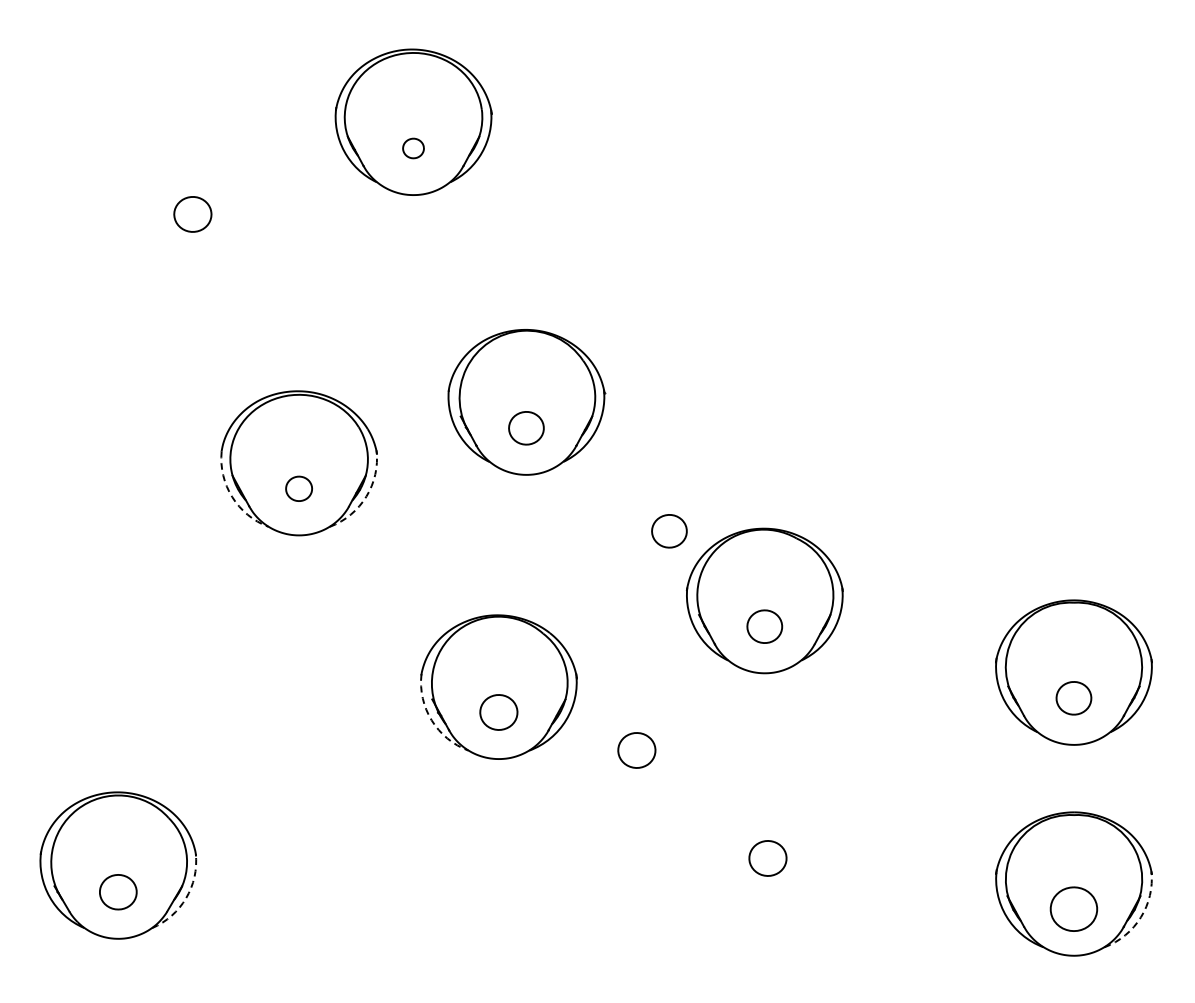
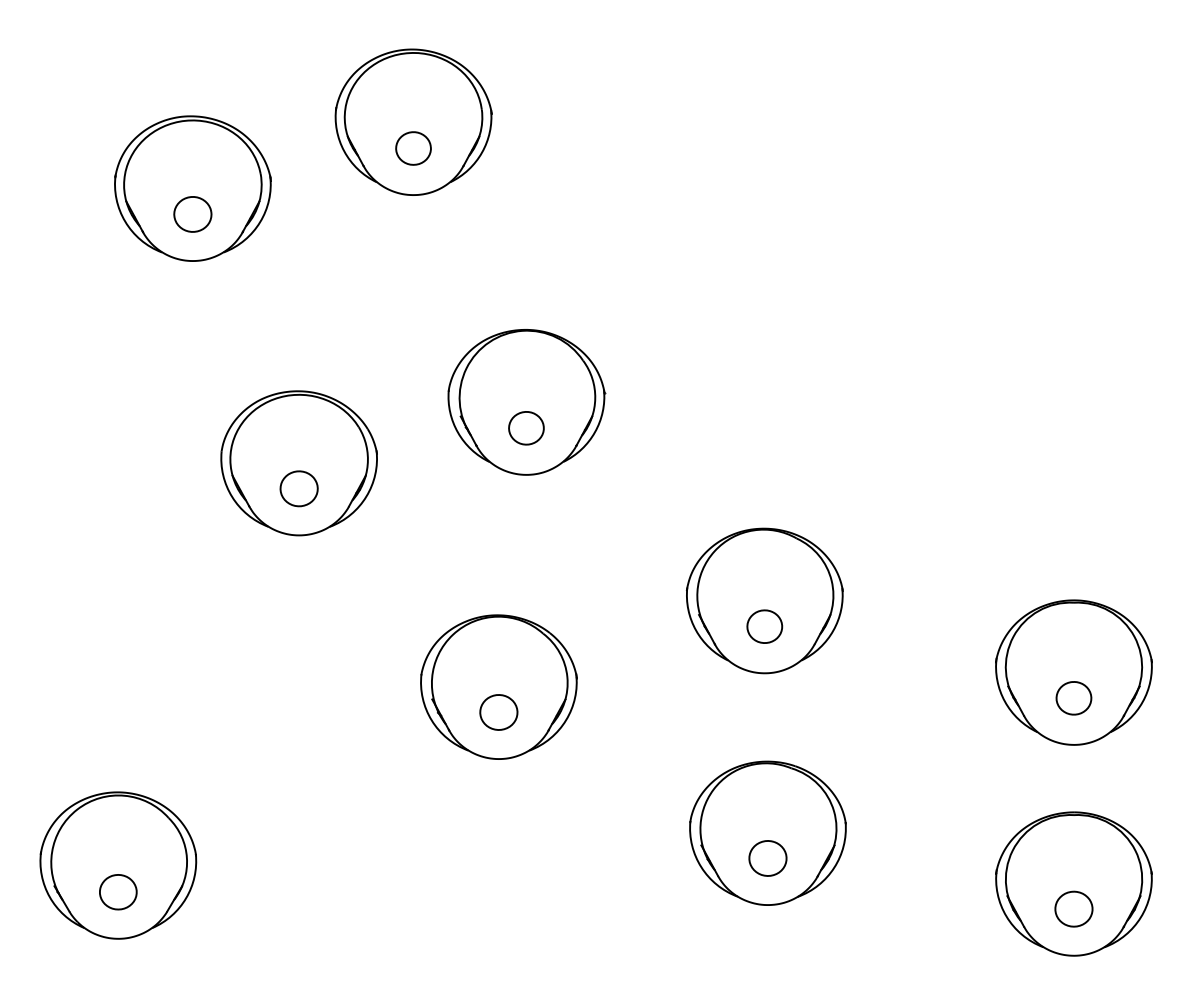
part size: 23x23 px -> 37x35 px (413, 148)
part: none -> present (192, 188)
part size: 28x27 px -> 40x38 px (298, 488)
arc: dashed -> solid (366, 496)
arc: dashed -> solid (232, 497)
part: present -> none (669, 531)
arc: dashed -> solid (431, 720)
part: present -> none (636, 750)
part: none -> present (767, 832)
arc: dashed -> solid (186, 898)
part size: 50x46 px -> 40x38 px (1073, 908)
arc: dashed -> solid (1140, 917)
